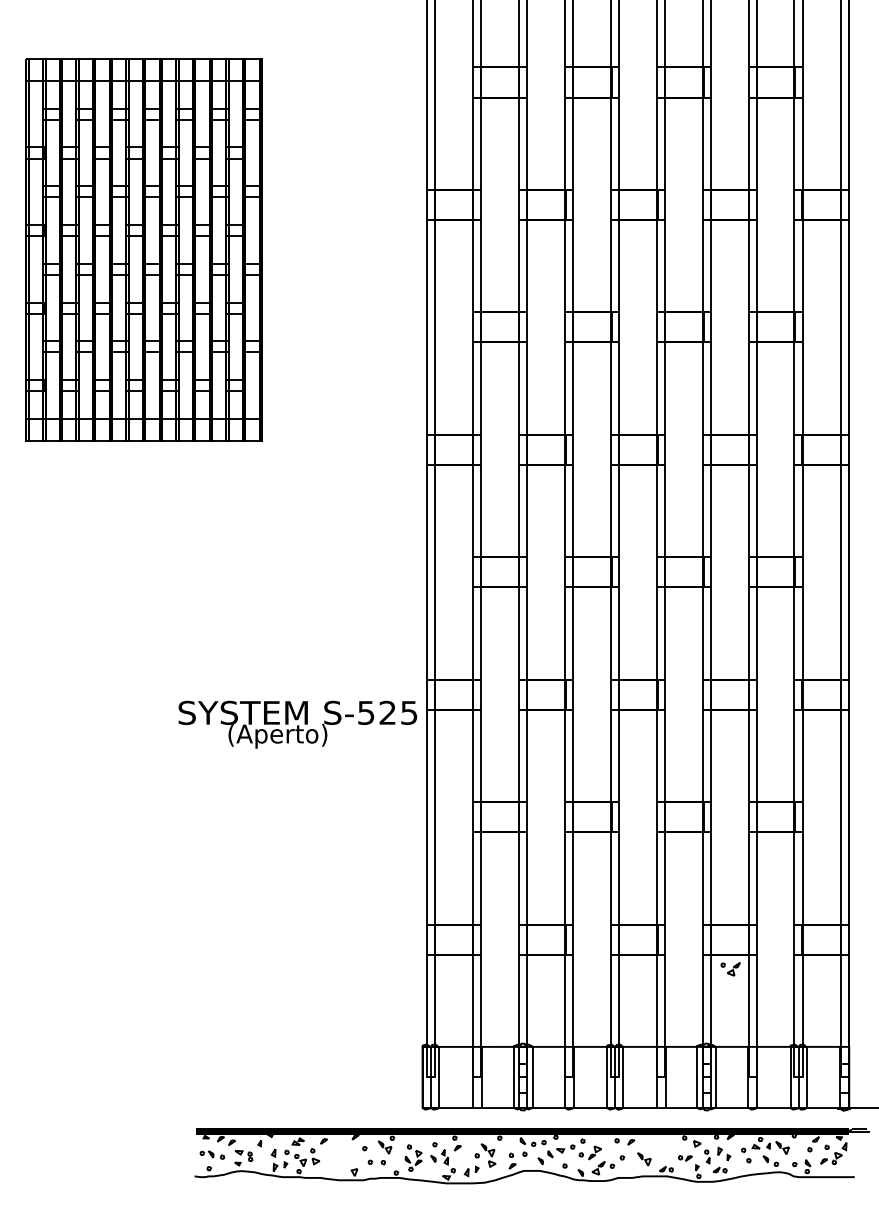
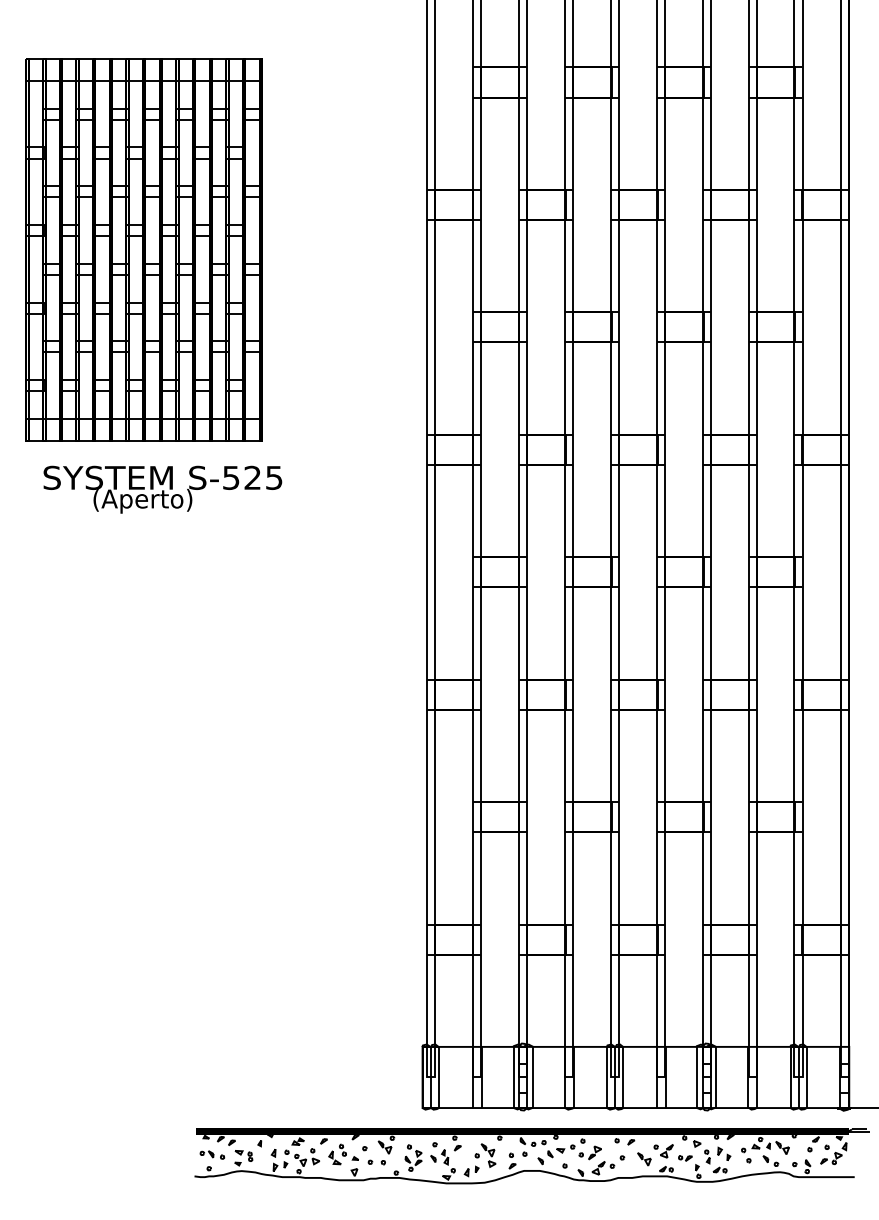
text position: (297, 724) -> (162, 489) (162, 489)
part position: (730, 969) -> (663, 1151) (663, 1151)
part: none -> present (343, 1154)
